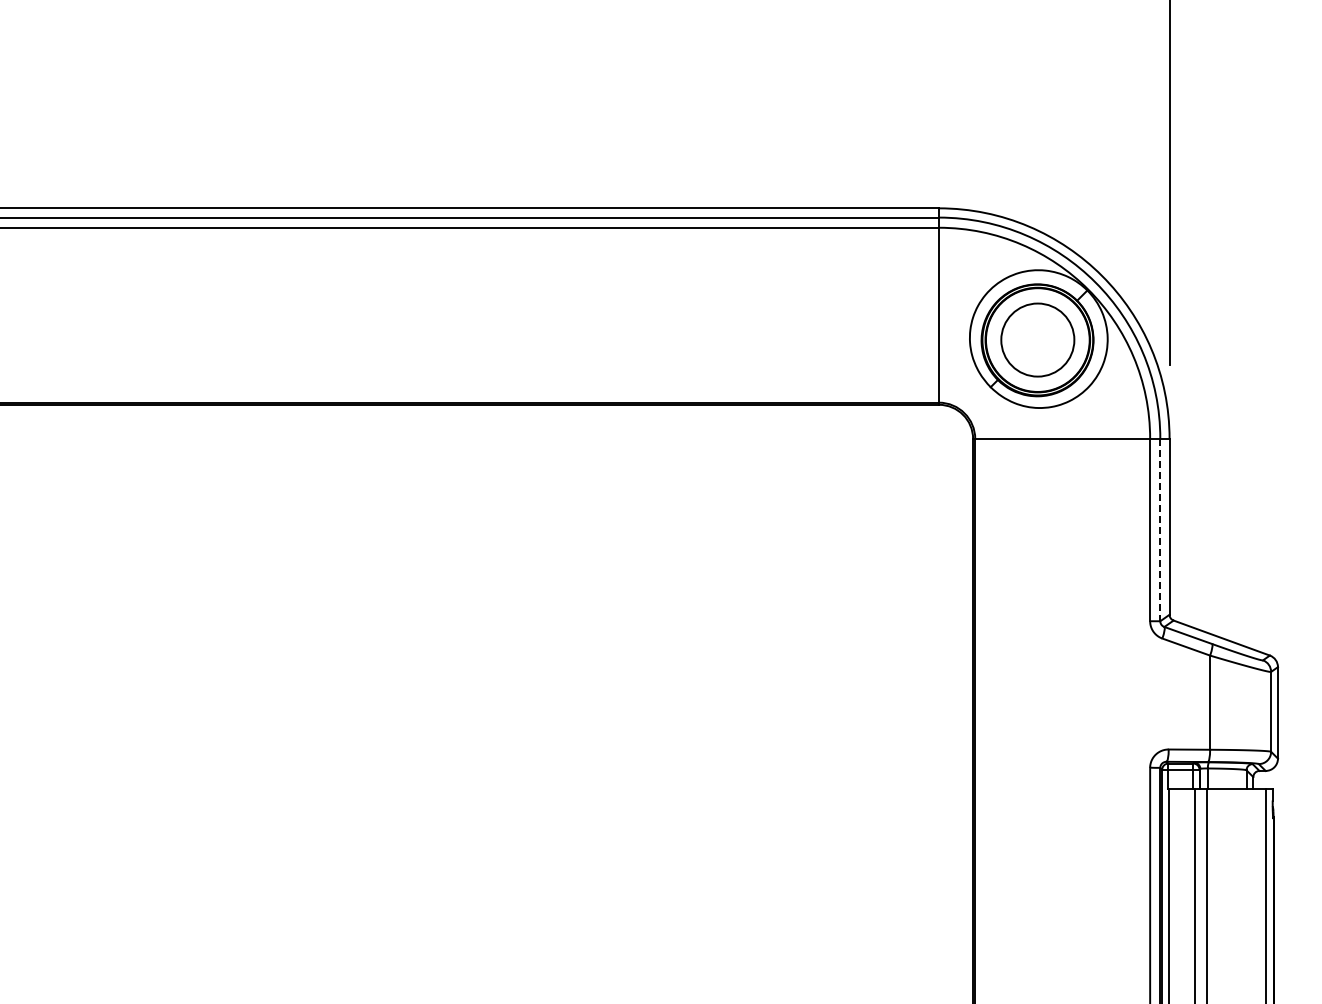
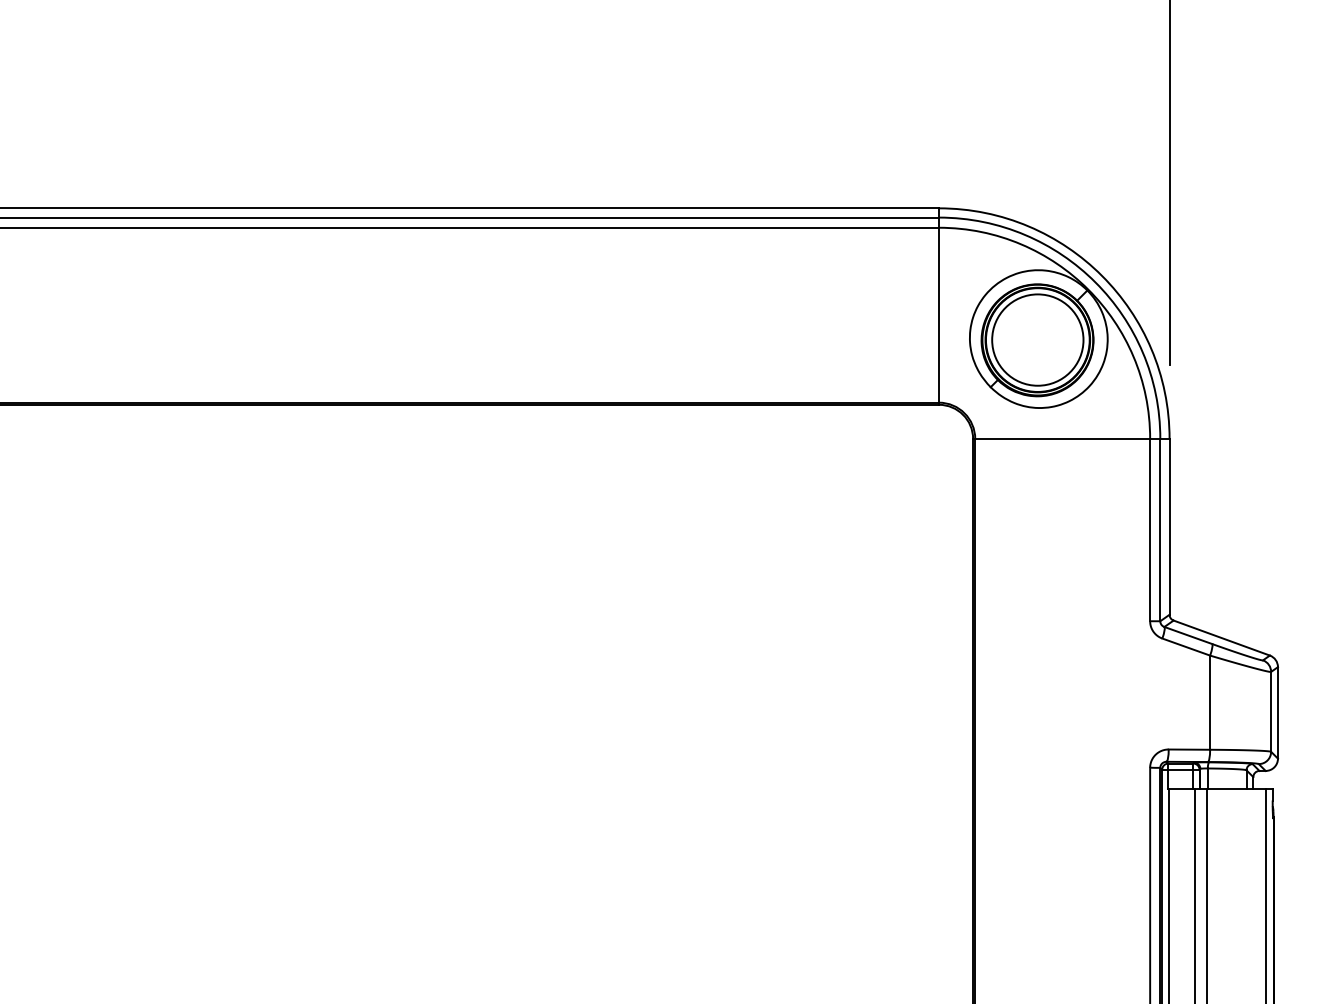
circle diameter: 73 px -> 91 px (1037, 339)
line: dashed -> solid (1160, 530)
